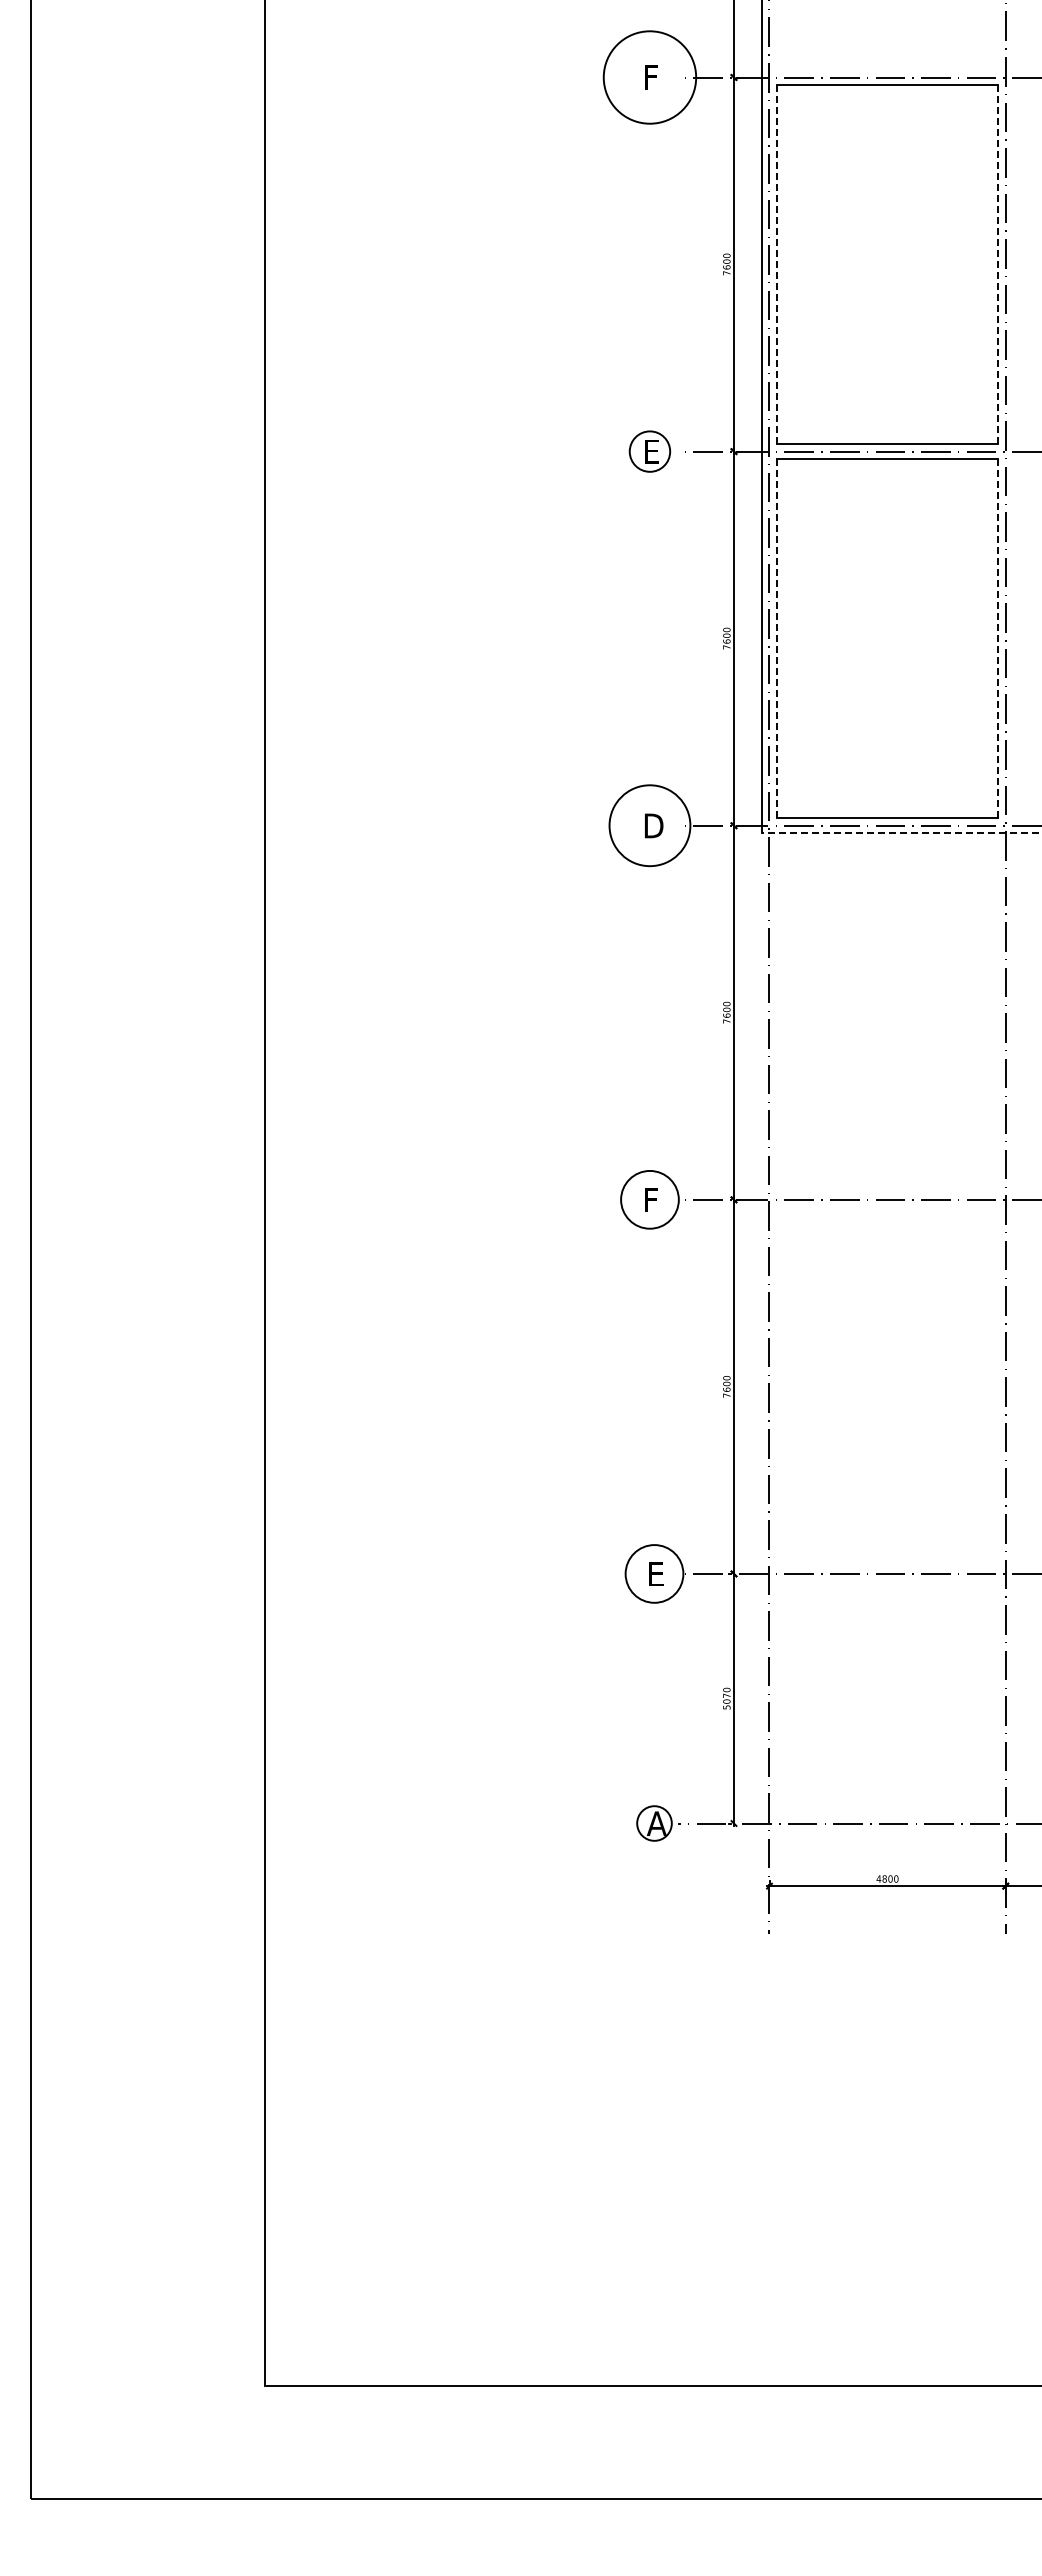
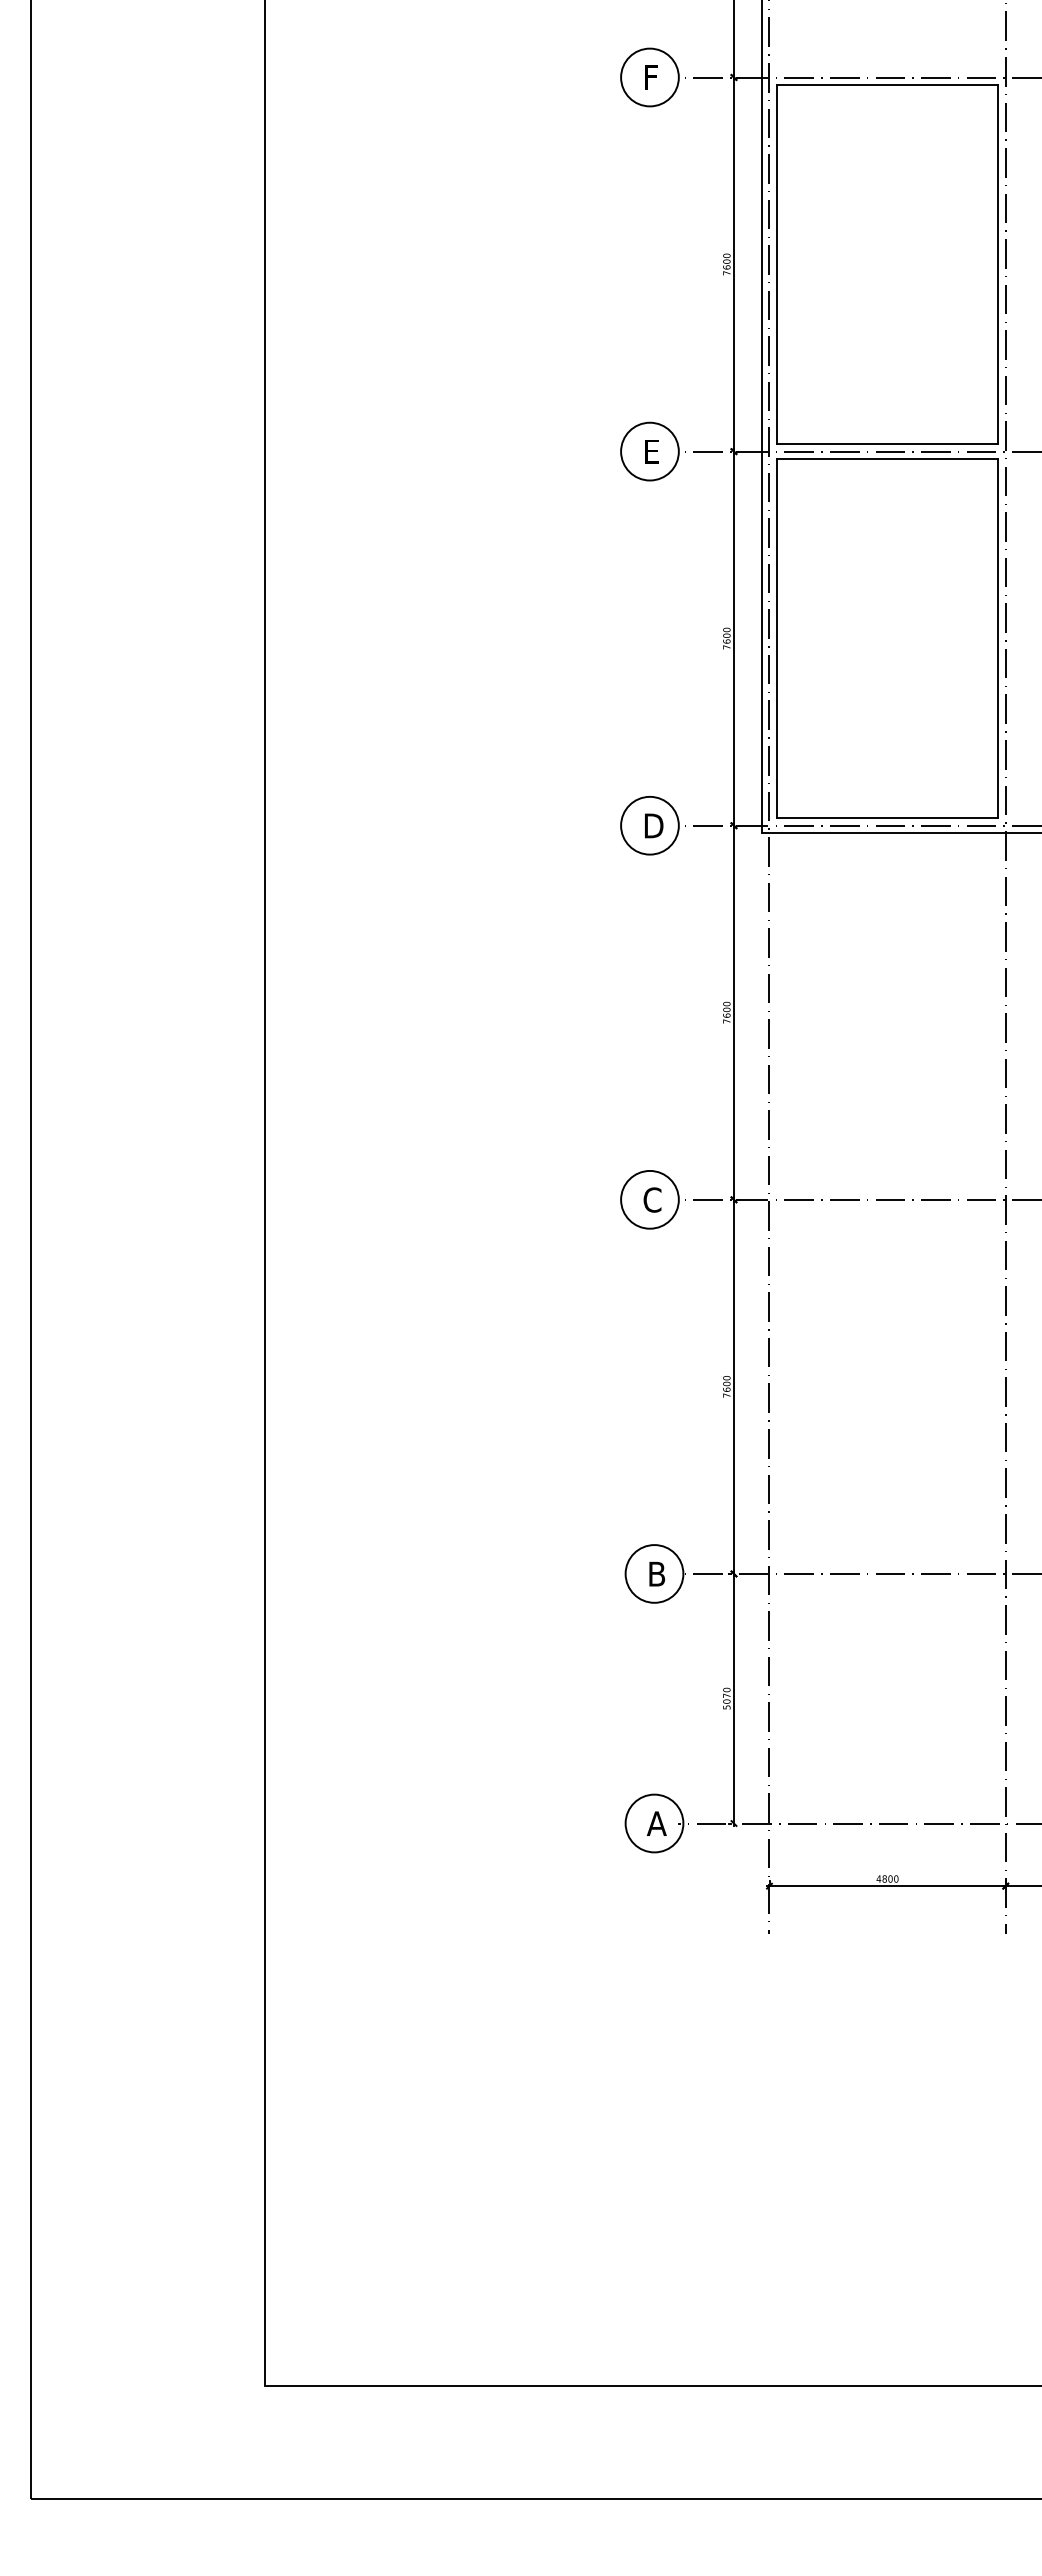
circle diameter: 92 px -> 58 px (649, 77)
line: dashed -> solid (776, 264)
line: dashed -> solid (998, 264)
circle diameter: 40 px -> 58 px (649, 451)
line: dashed -> solid (776, 638)
line: dashed -> solid (998, 638)
circle diameter: 81 px -> 58 px (649, 825)
line: dashed -> solid (901, 833)
text: F -> C (652, 1199)
text: E -> B (657, 1573)
circle diameter: 35 px -> 58 px (654, 1823)
